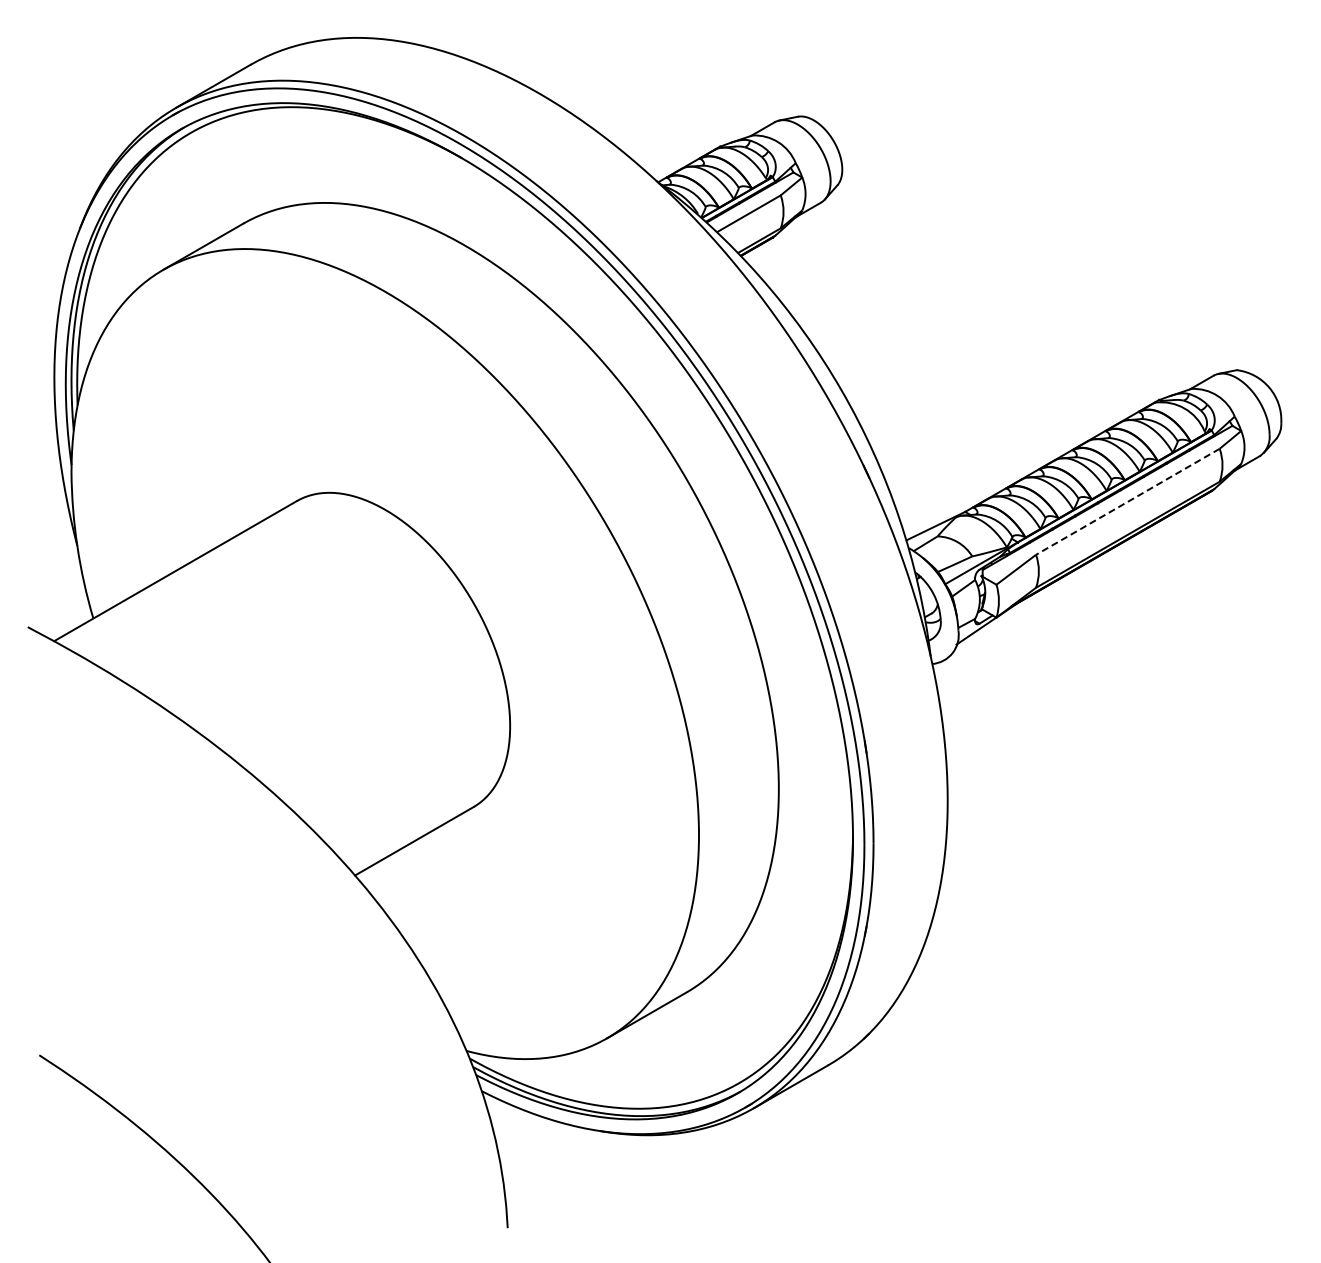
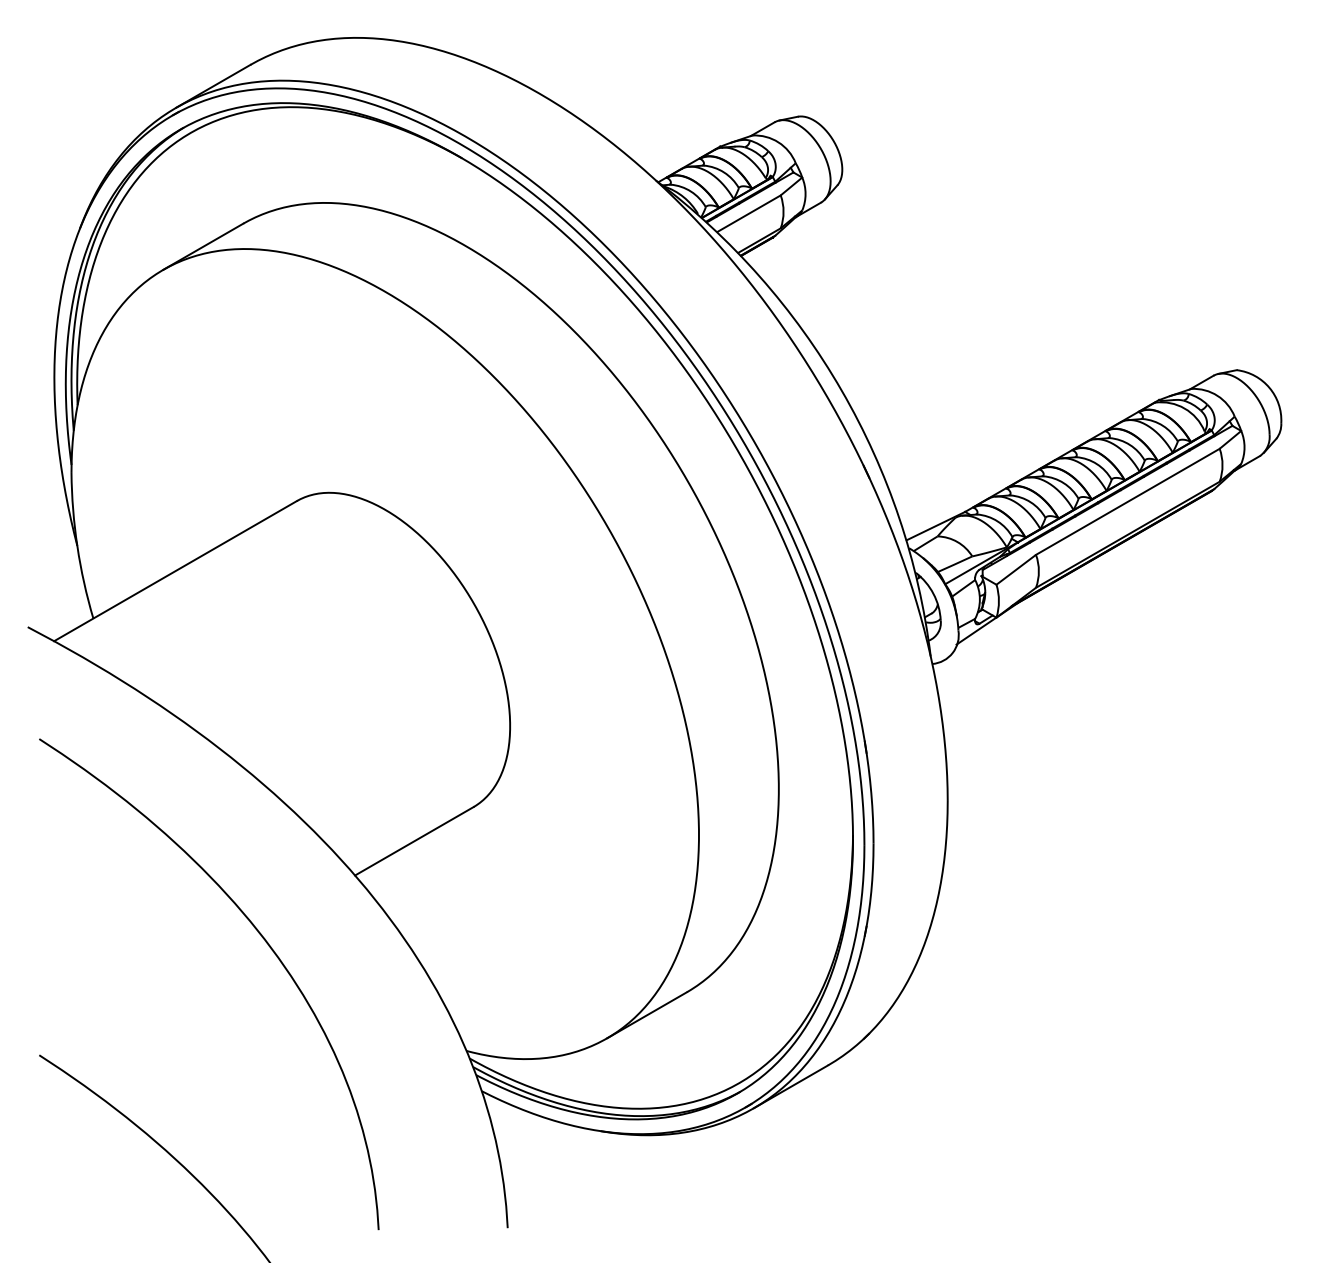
line: dashed -> solid (1127, 502)
curve: none -> present (265, 942)
